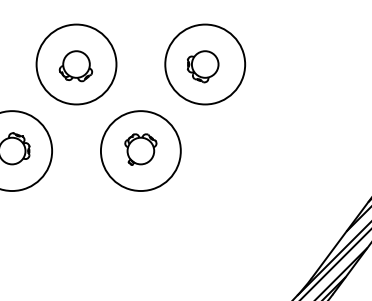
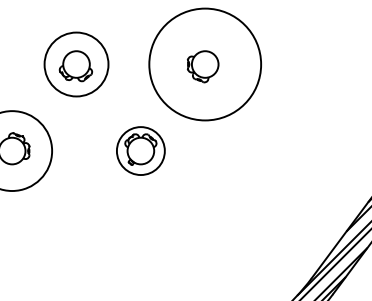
circle diameter: 80 px -> 64 px (76, 64)
circle diameter: 80 px -> 112 px (205, 64)
circle diameter: 80 px -> 48 px (140, 151)
